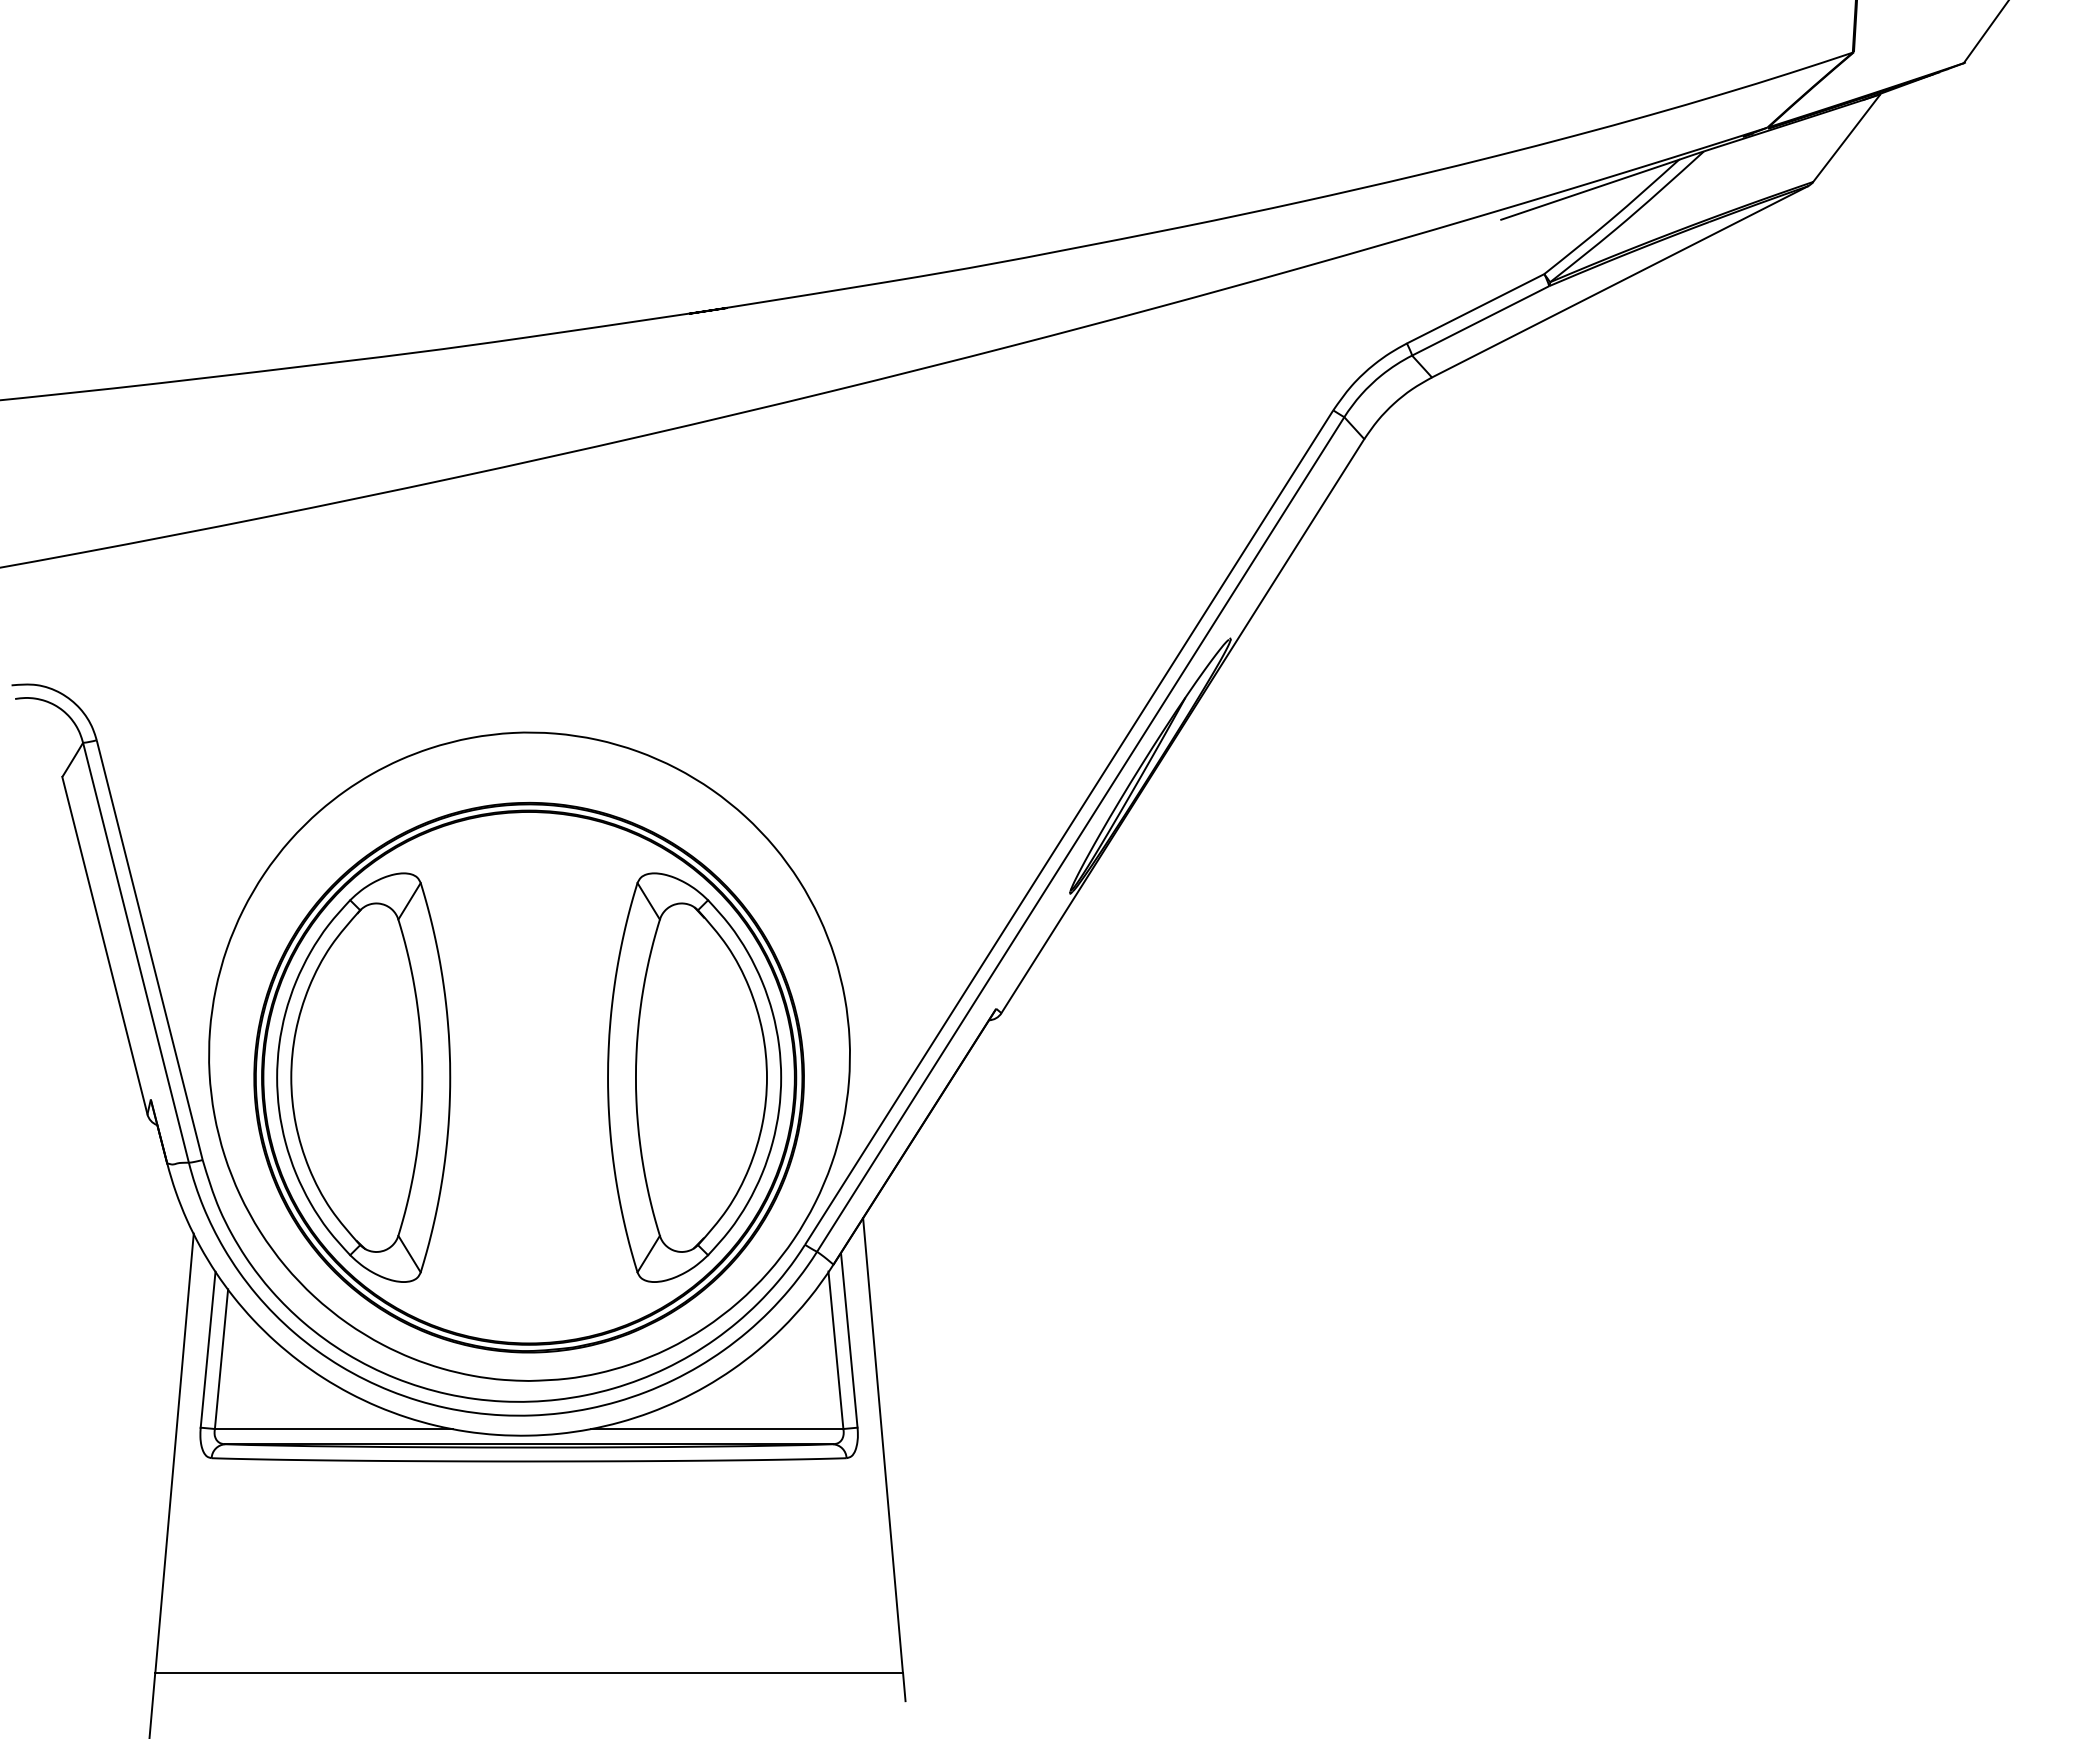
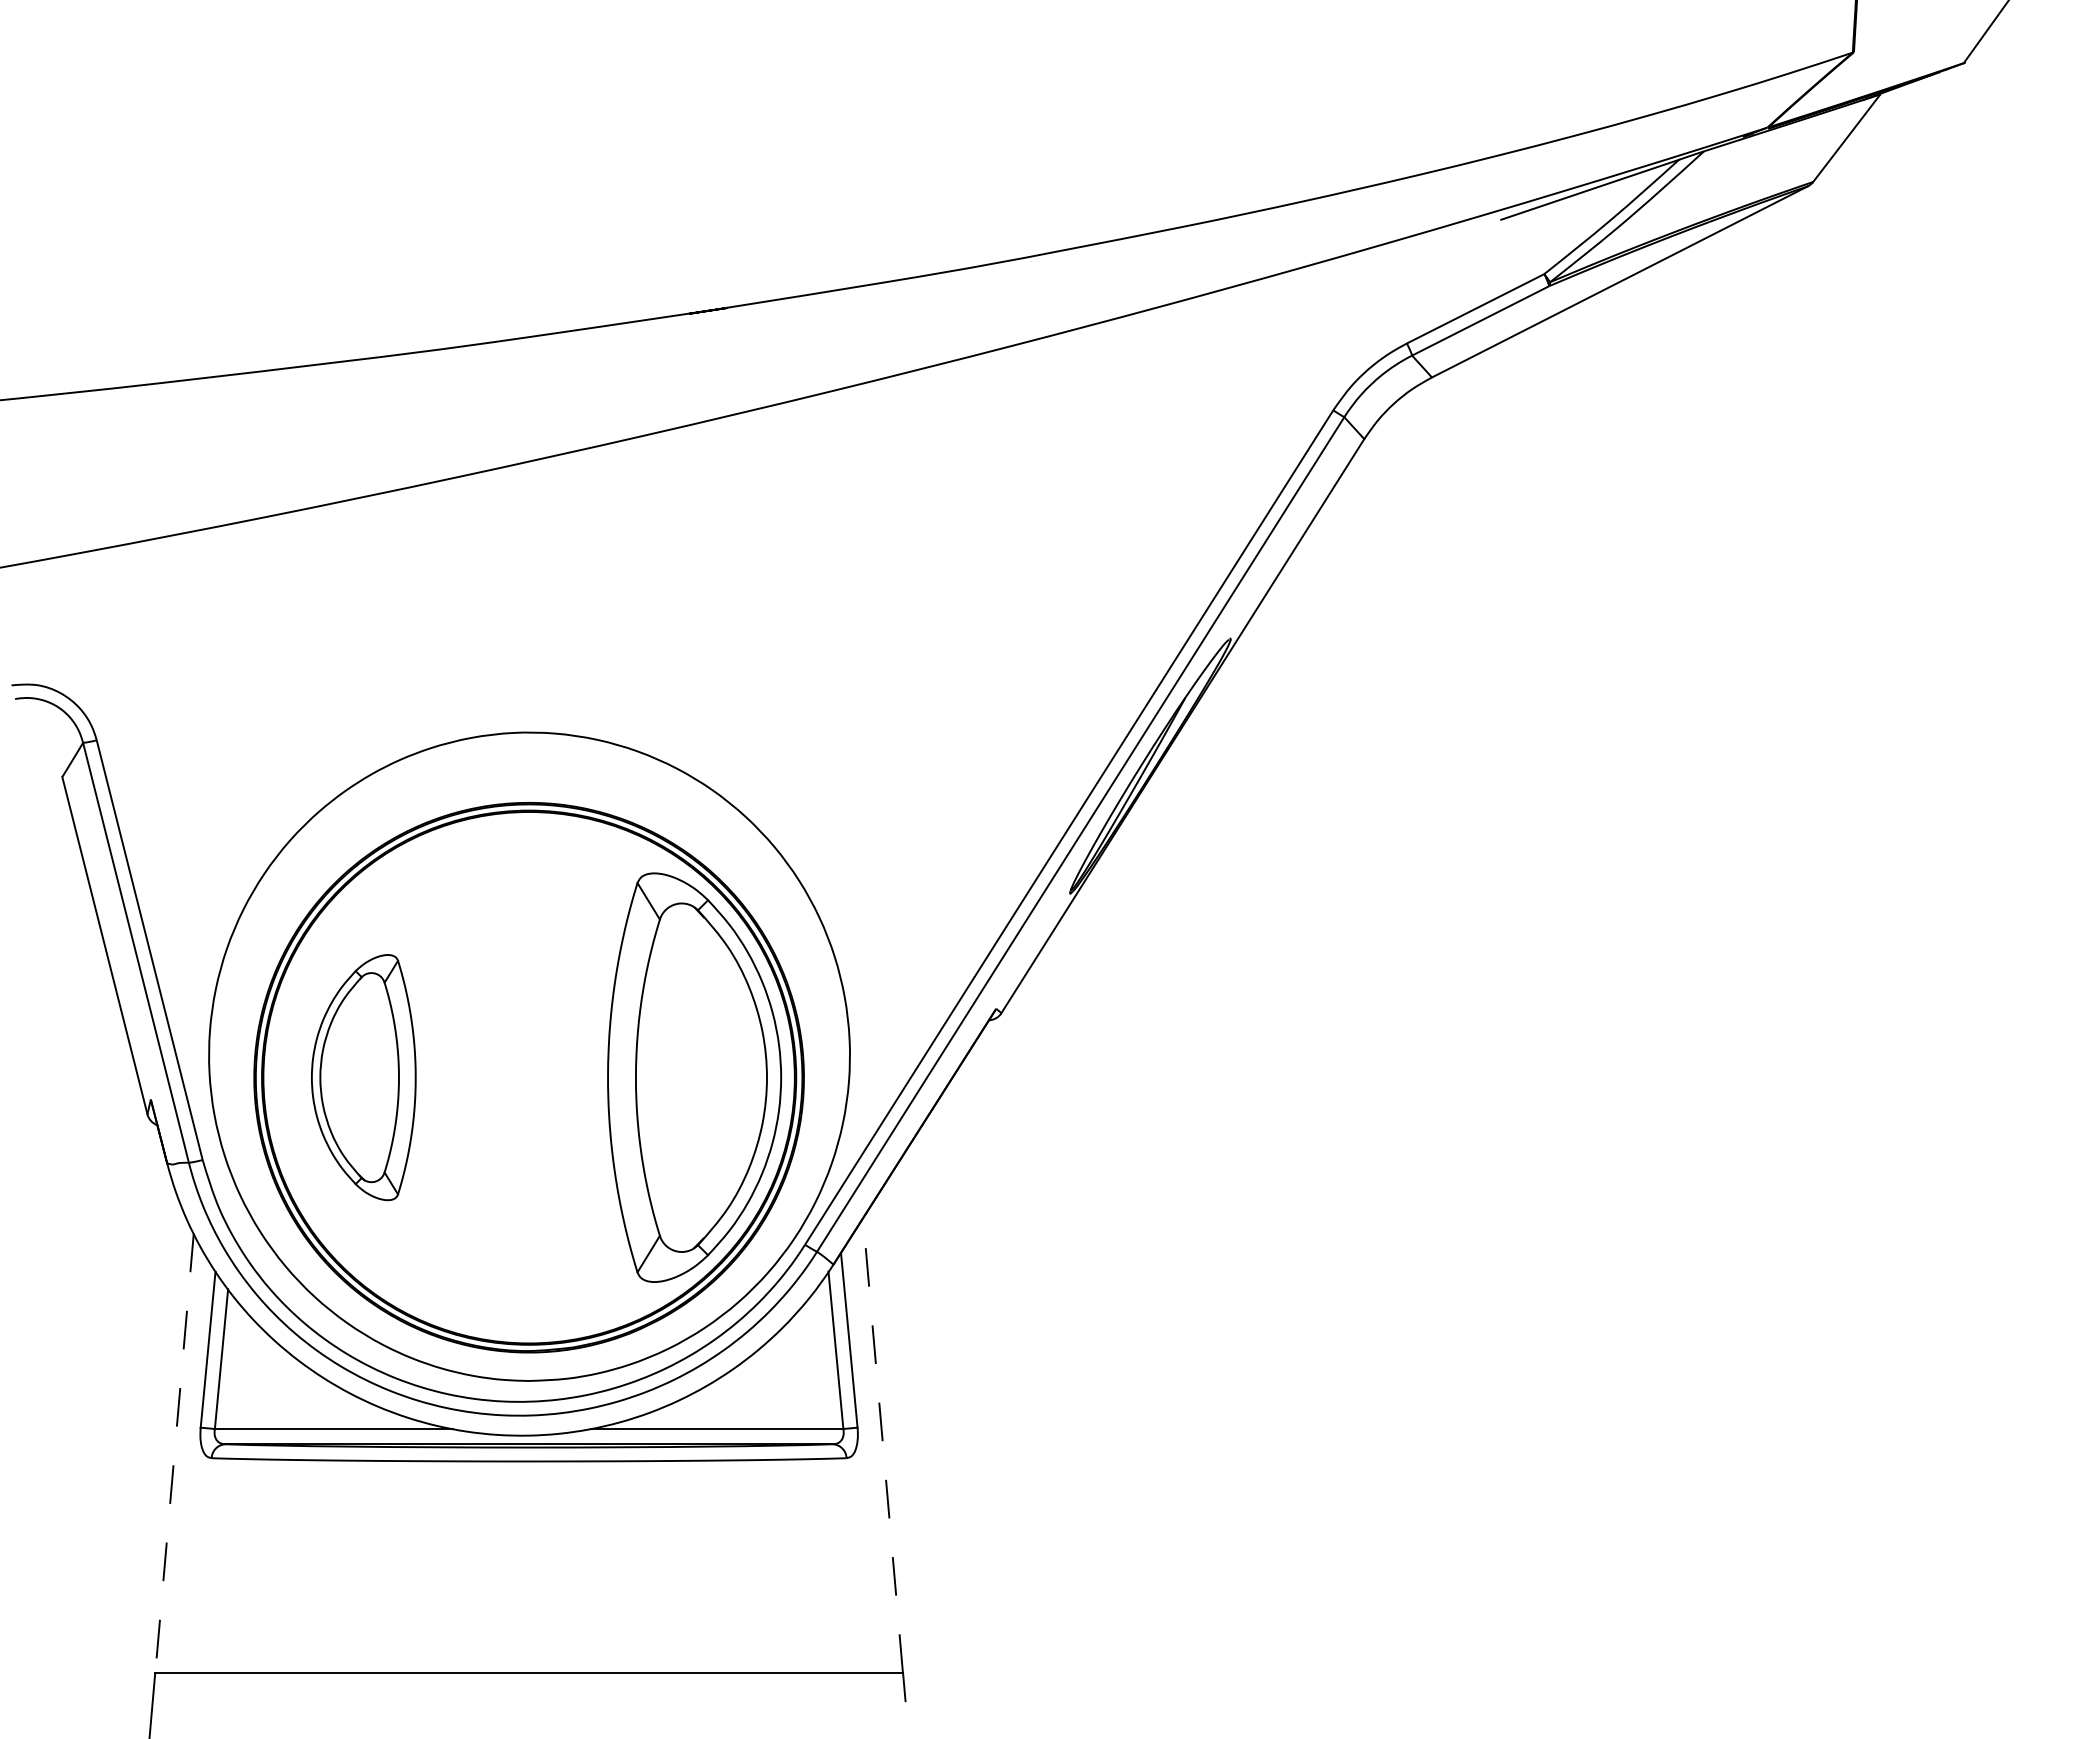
part size: 176x411 px -> 106x248 px (363, 1077)
line: solid -> dashed (882, 1444)
line: solid -> dashed (174, 1453)
